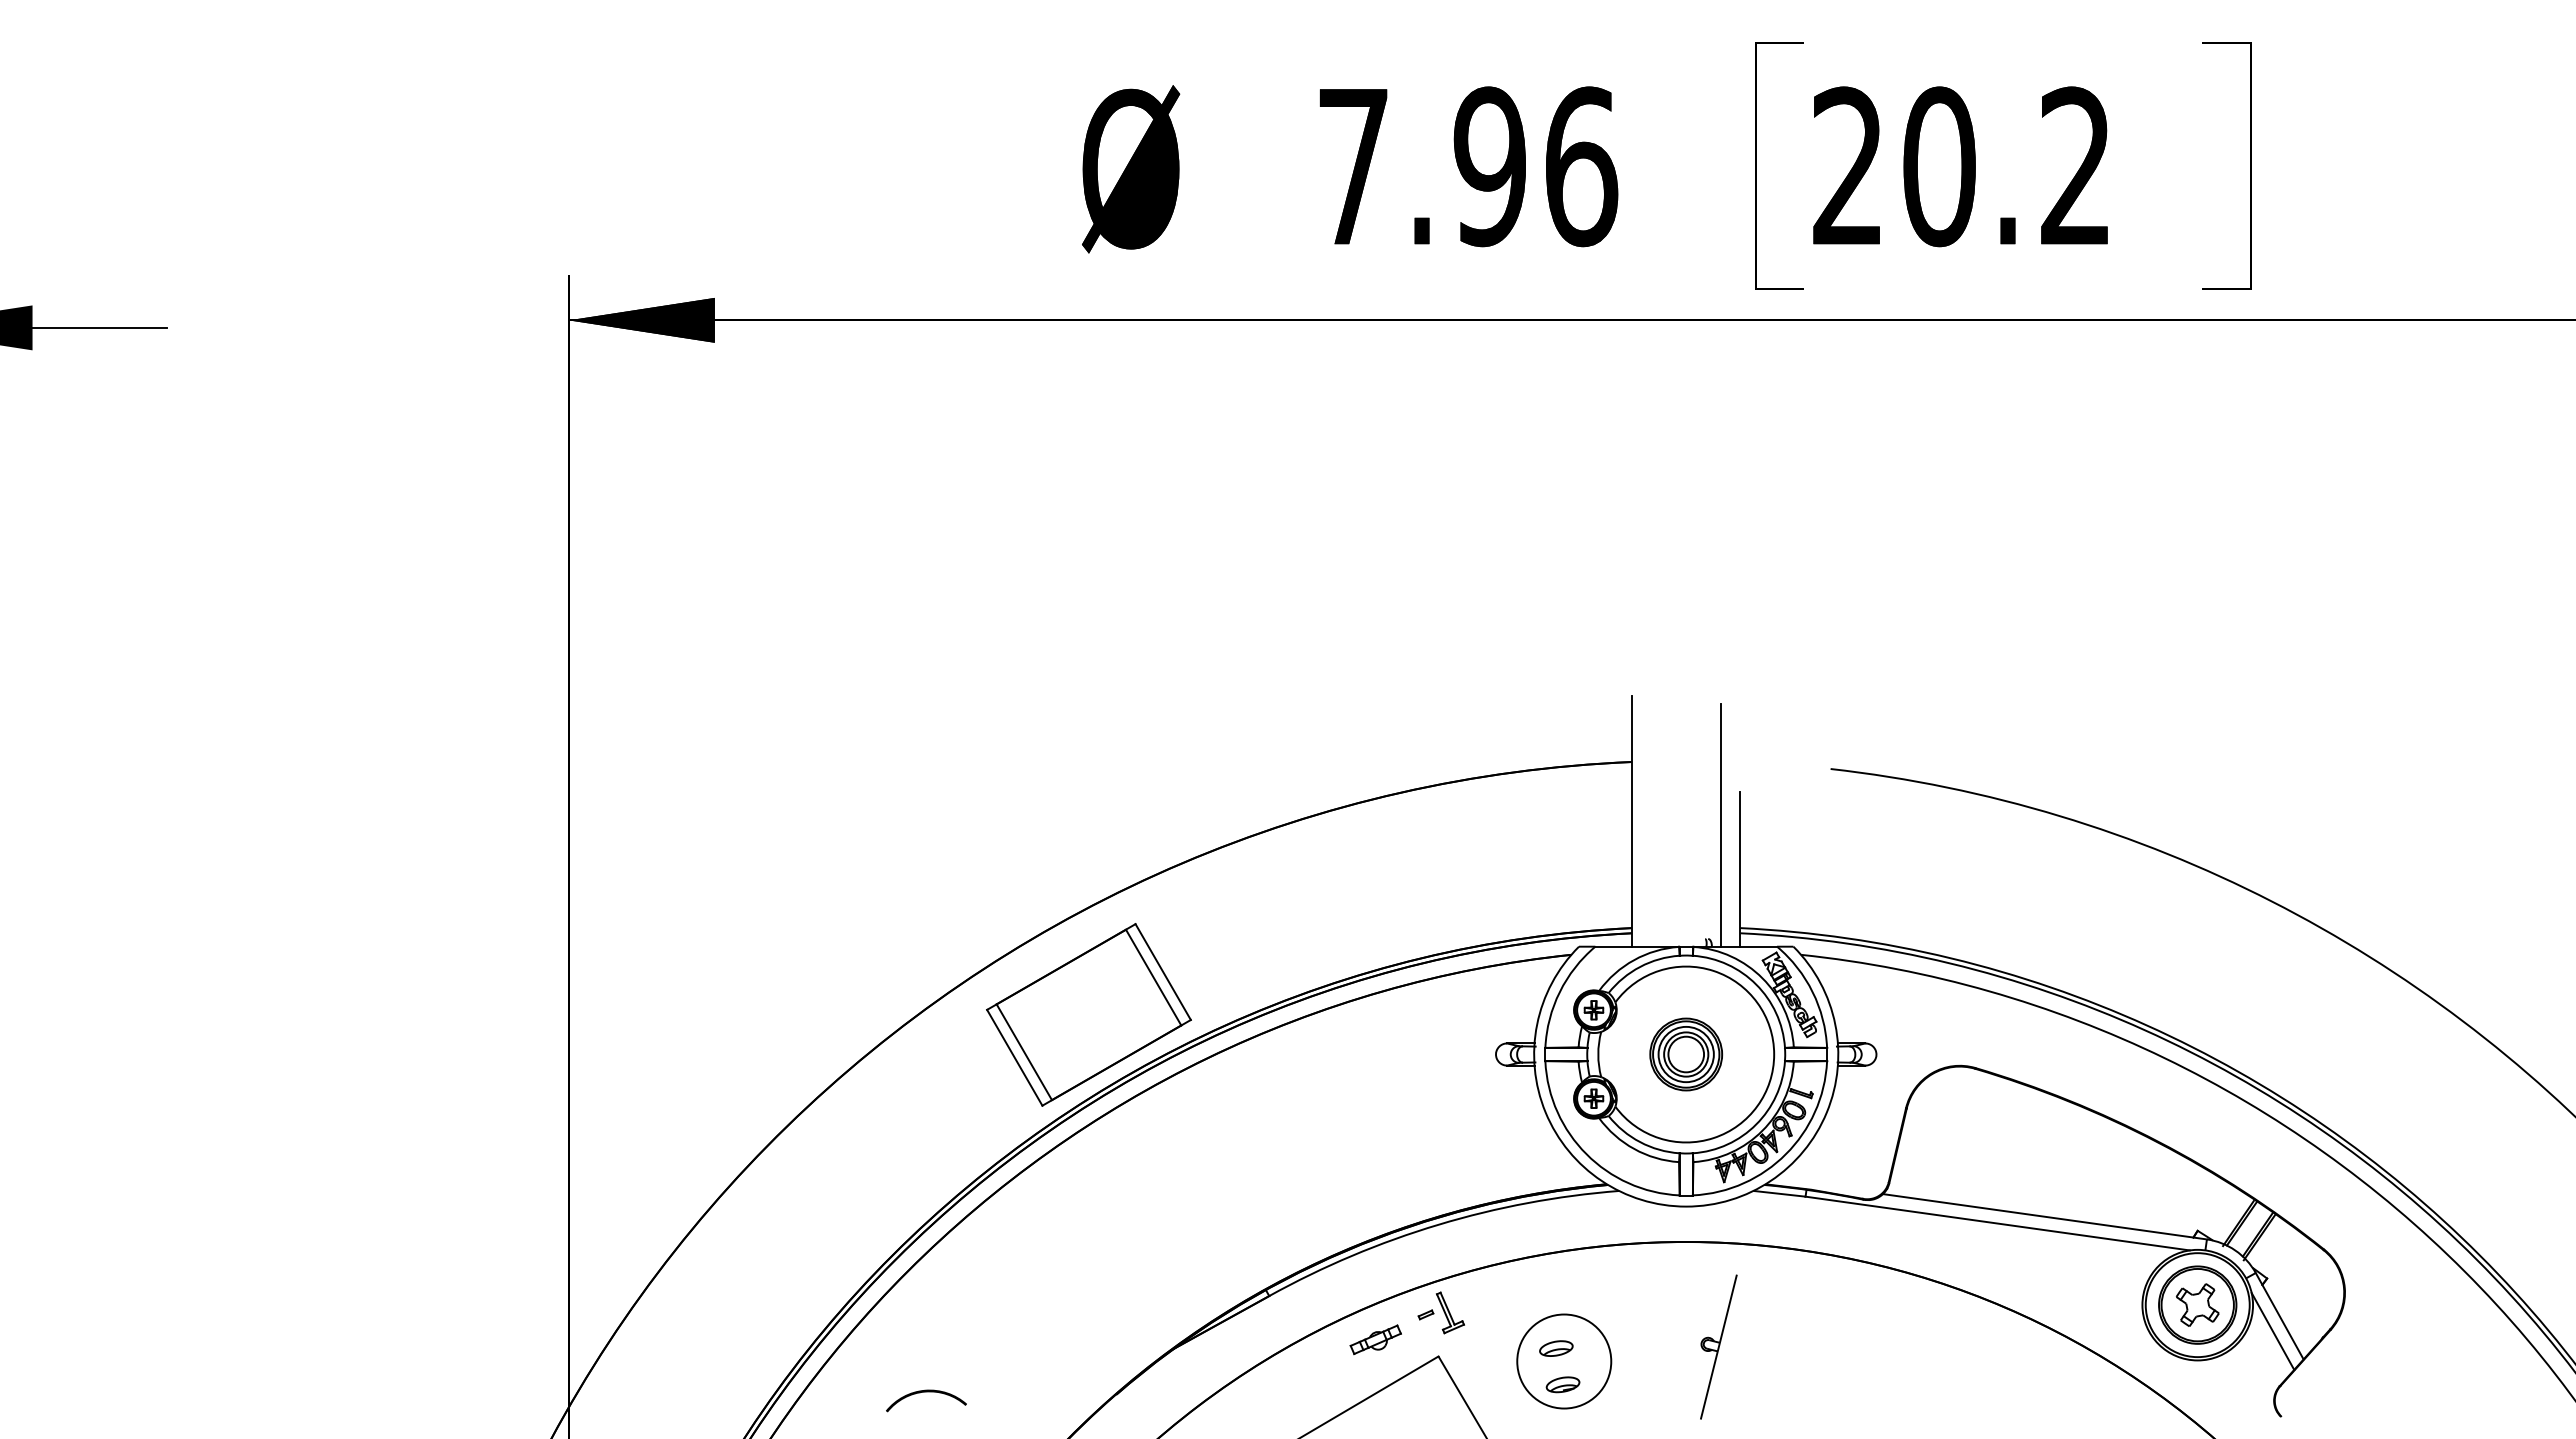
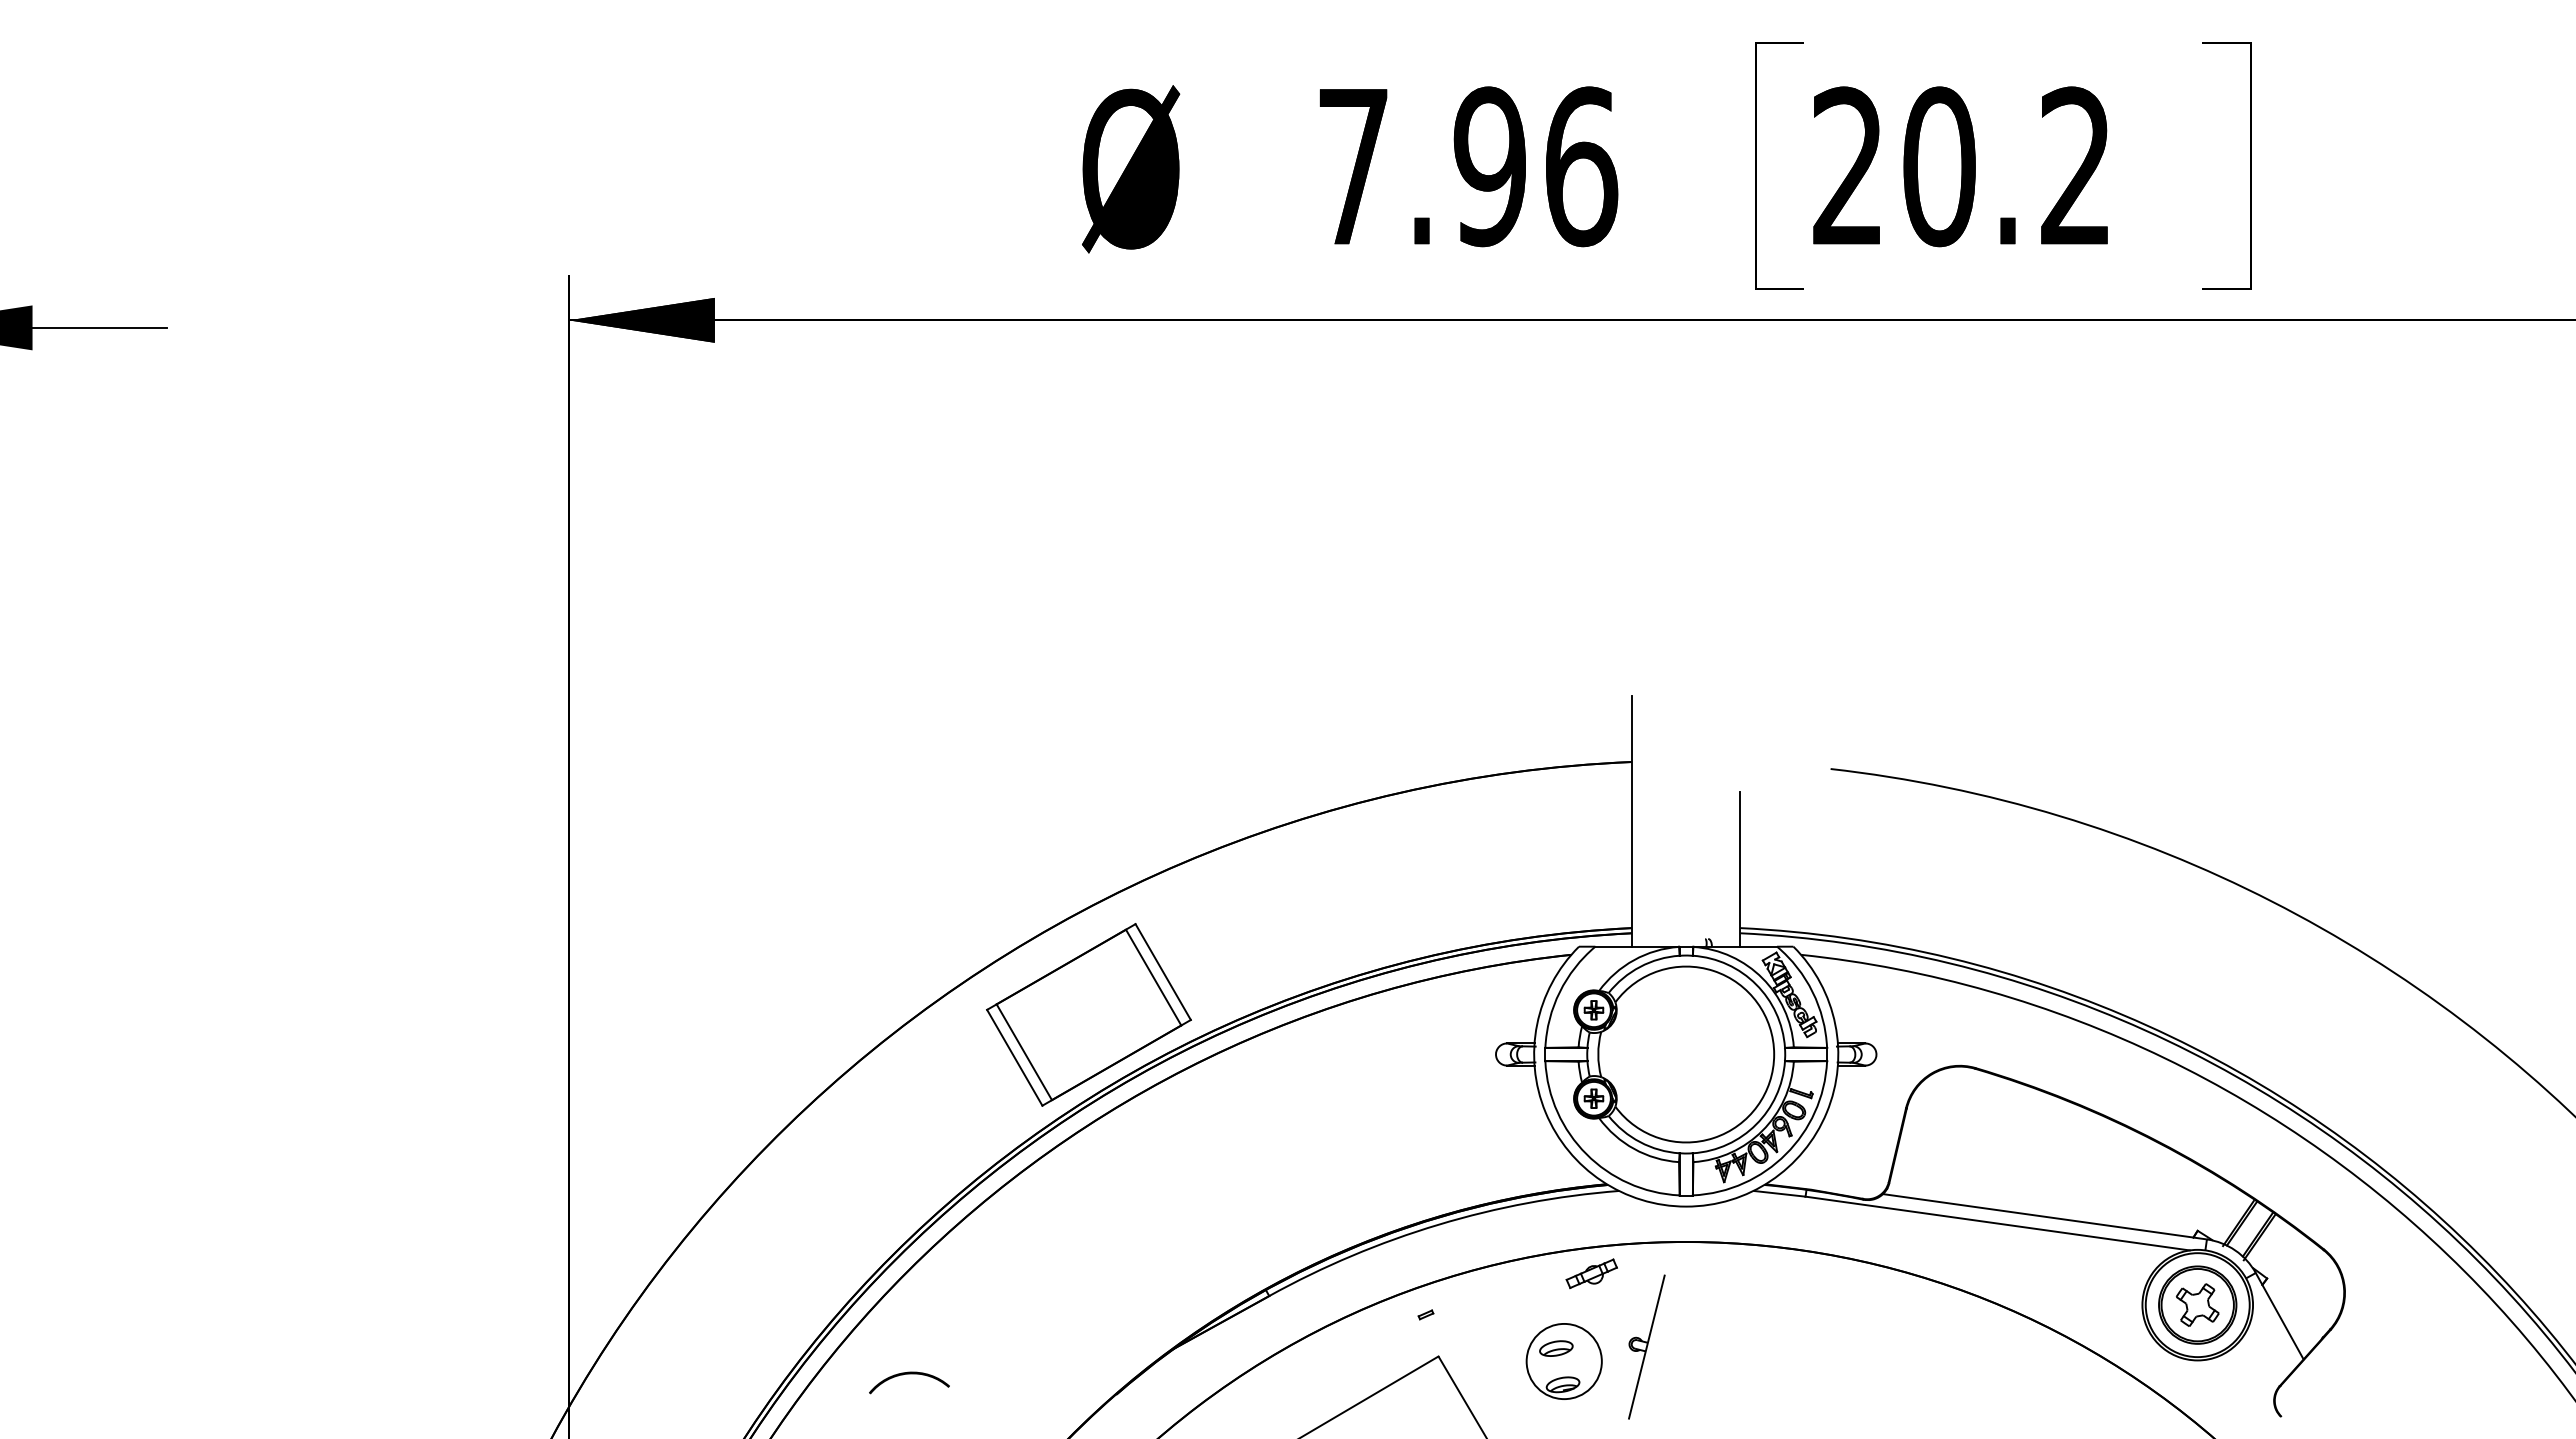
line: present -> none (1720, 825)
part: present -> none (1686, 1054)
part: present -> none (1450, 1312)
line: present -> none (2272, 1330)
part position: (1375, 1339) -> (1591, 1273) (1591, 1273)
part position: (1718, 1346) -> (1646, 1346) (1646, 1346)
circle diameter: 94 px -> 75 px (1563, 1361)
part position: (926, 1392) -> (909, 1374) (909, 1374)
